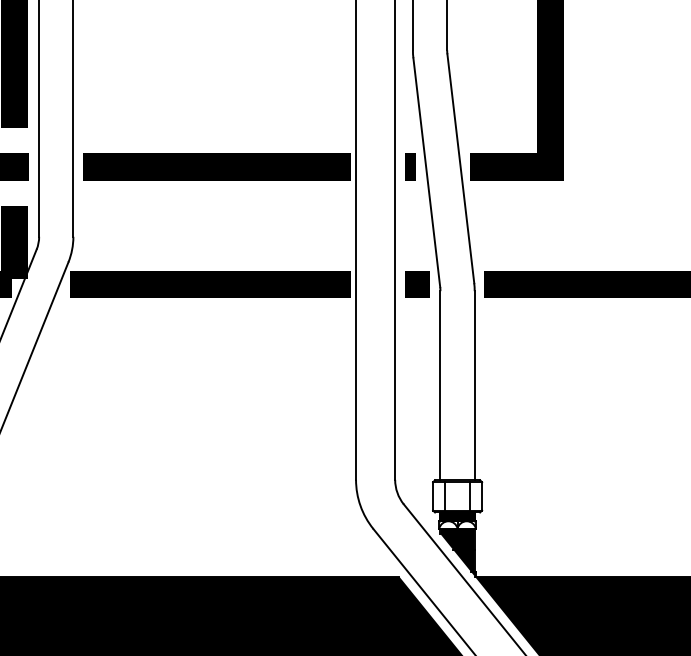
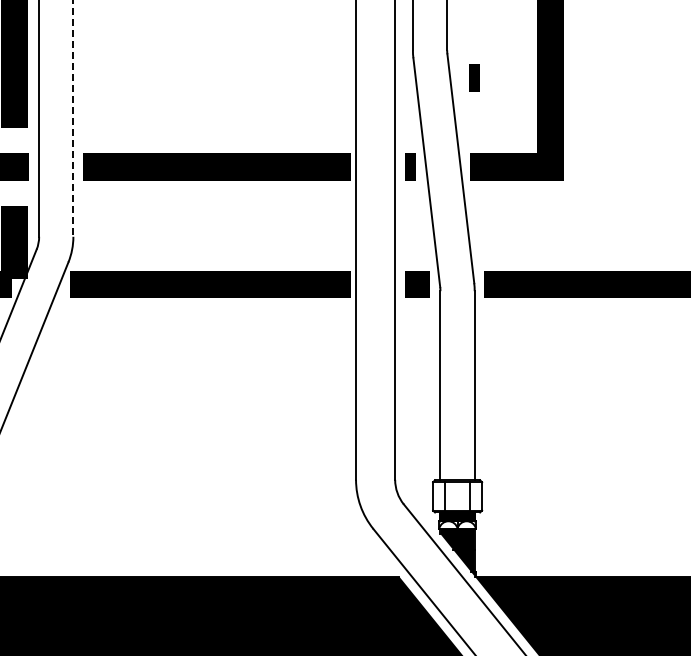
line: none -> present (474, 77)
line: solid -> dashed (73, 118)
